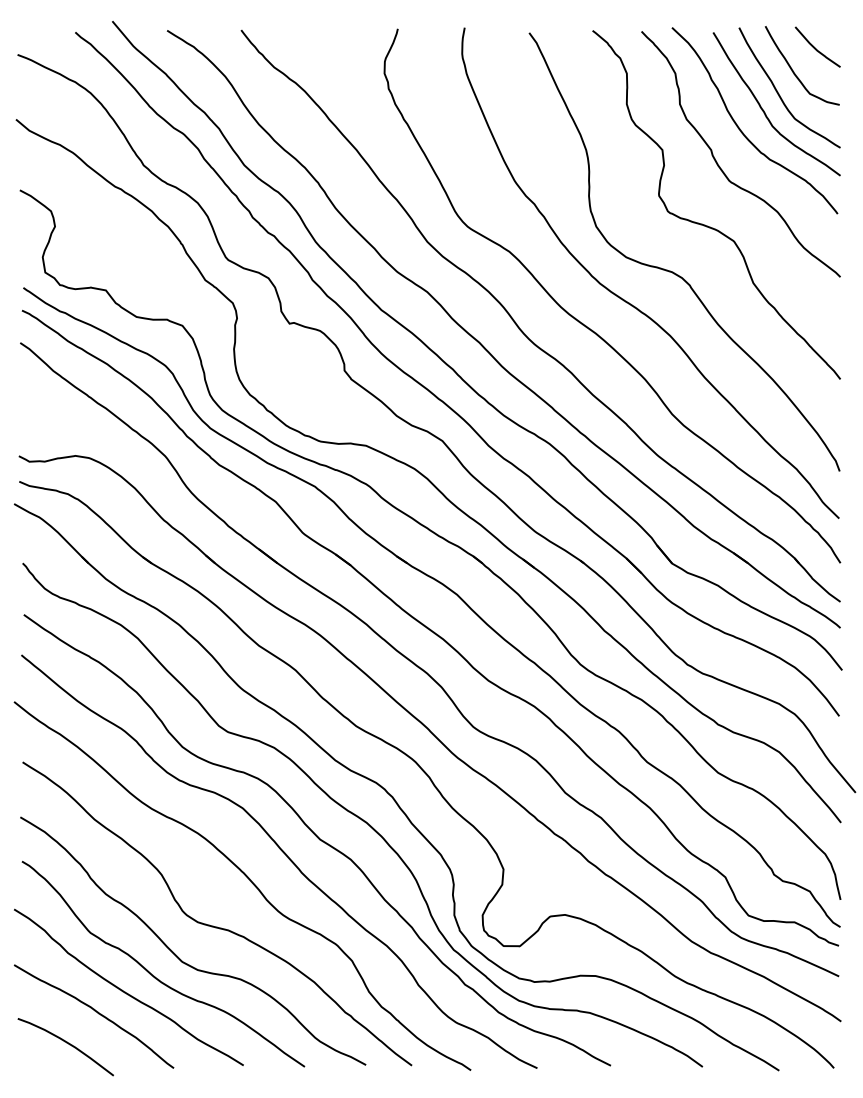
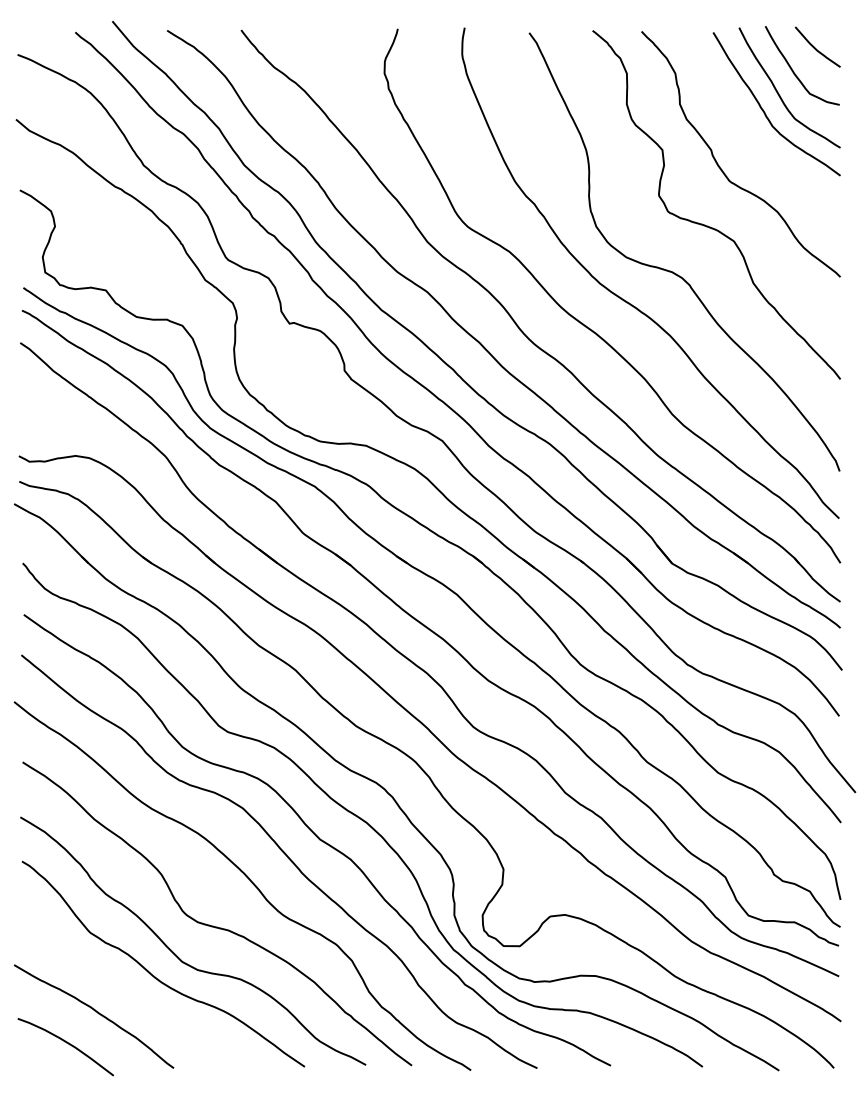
curve: present -> none (740, 128)
curve: present -> none (125, 991)
